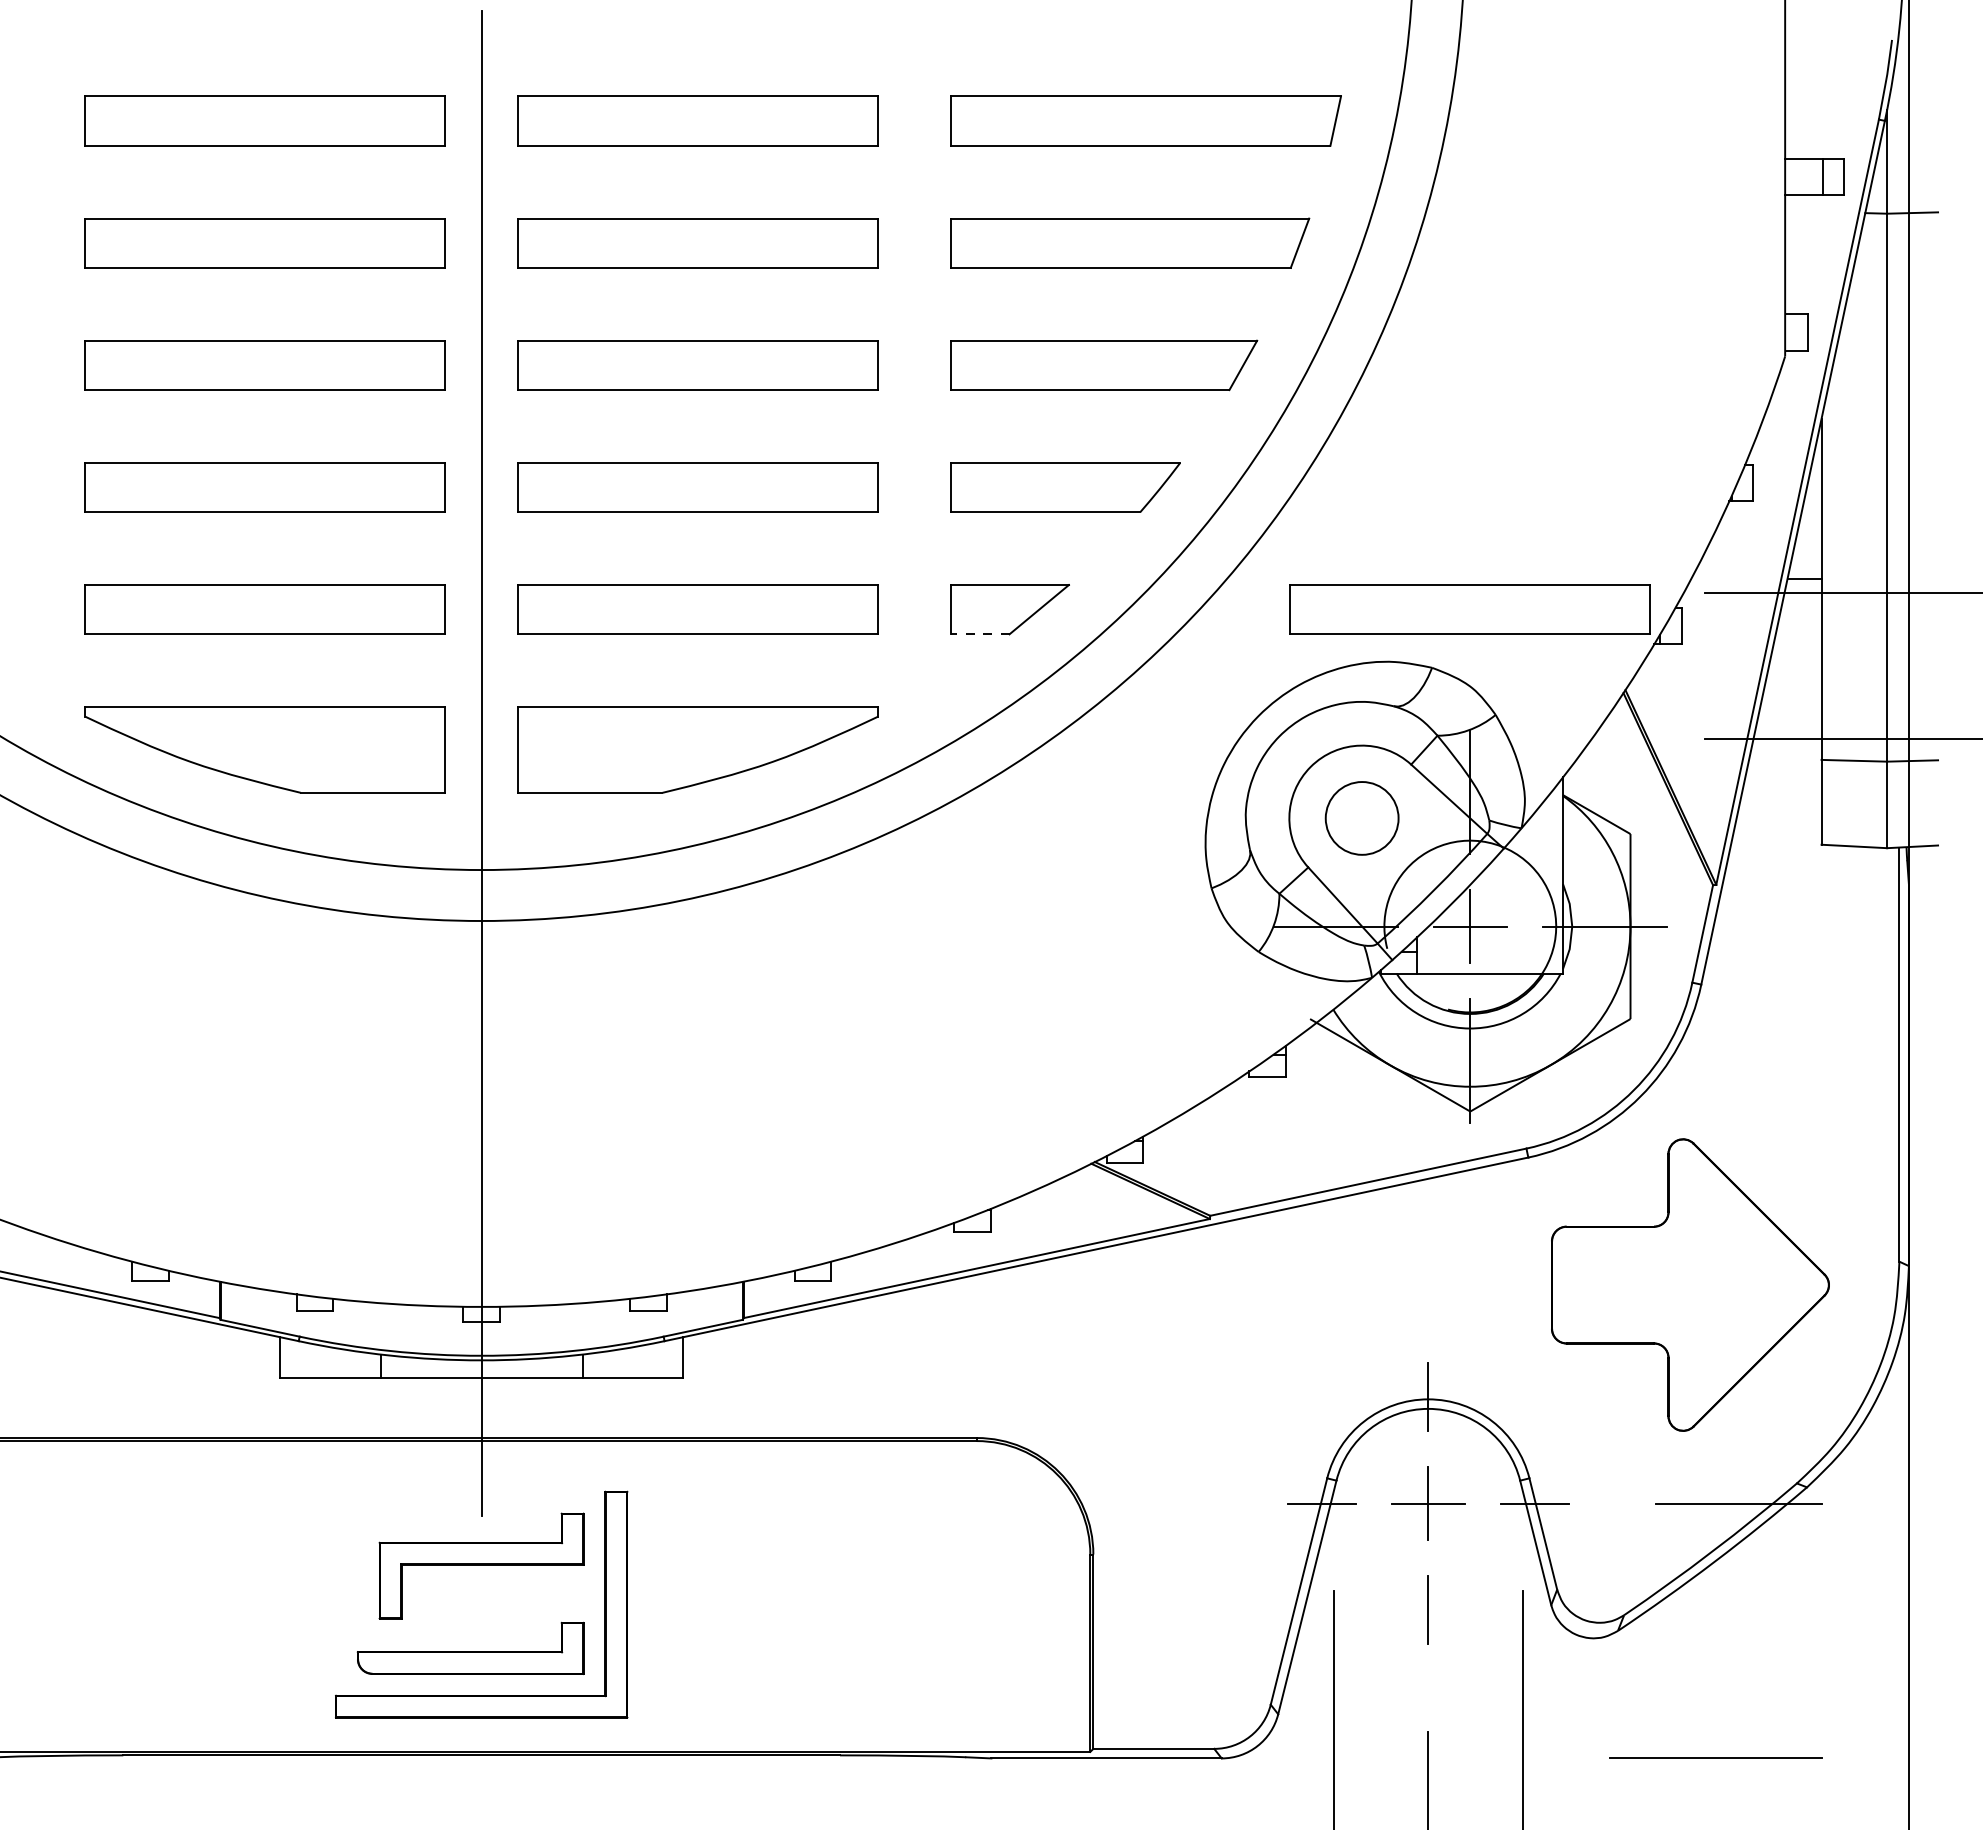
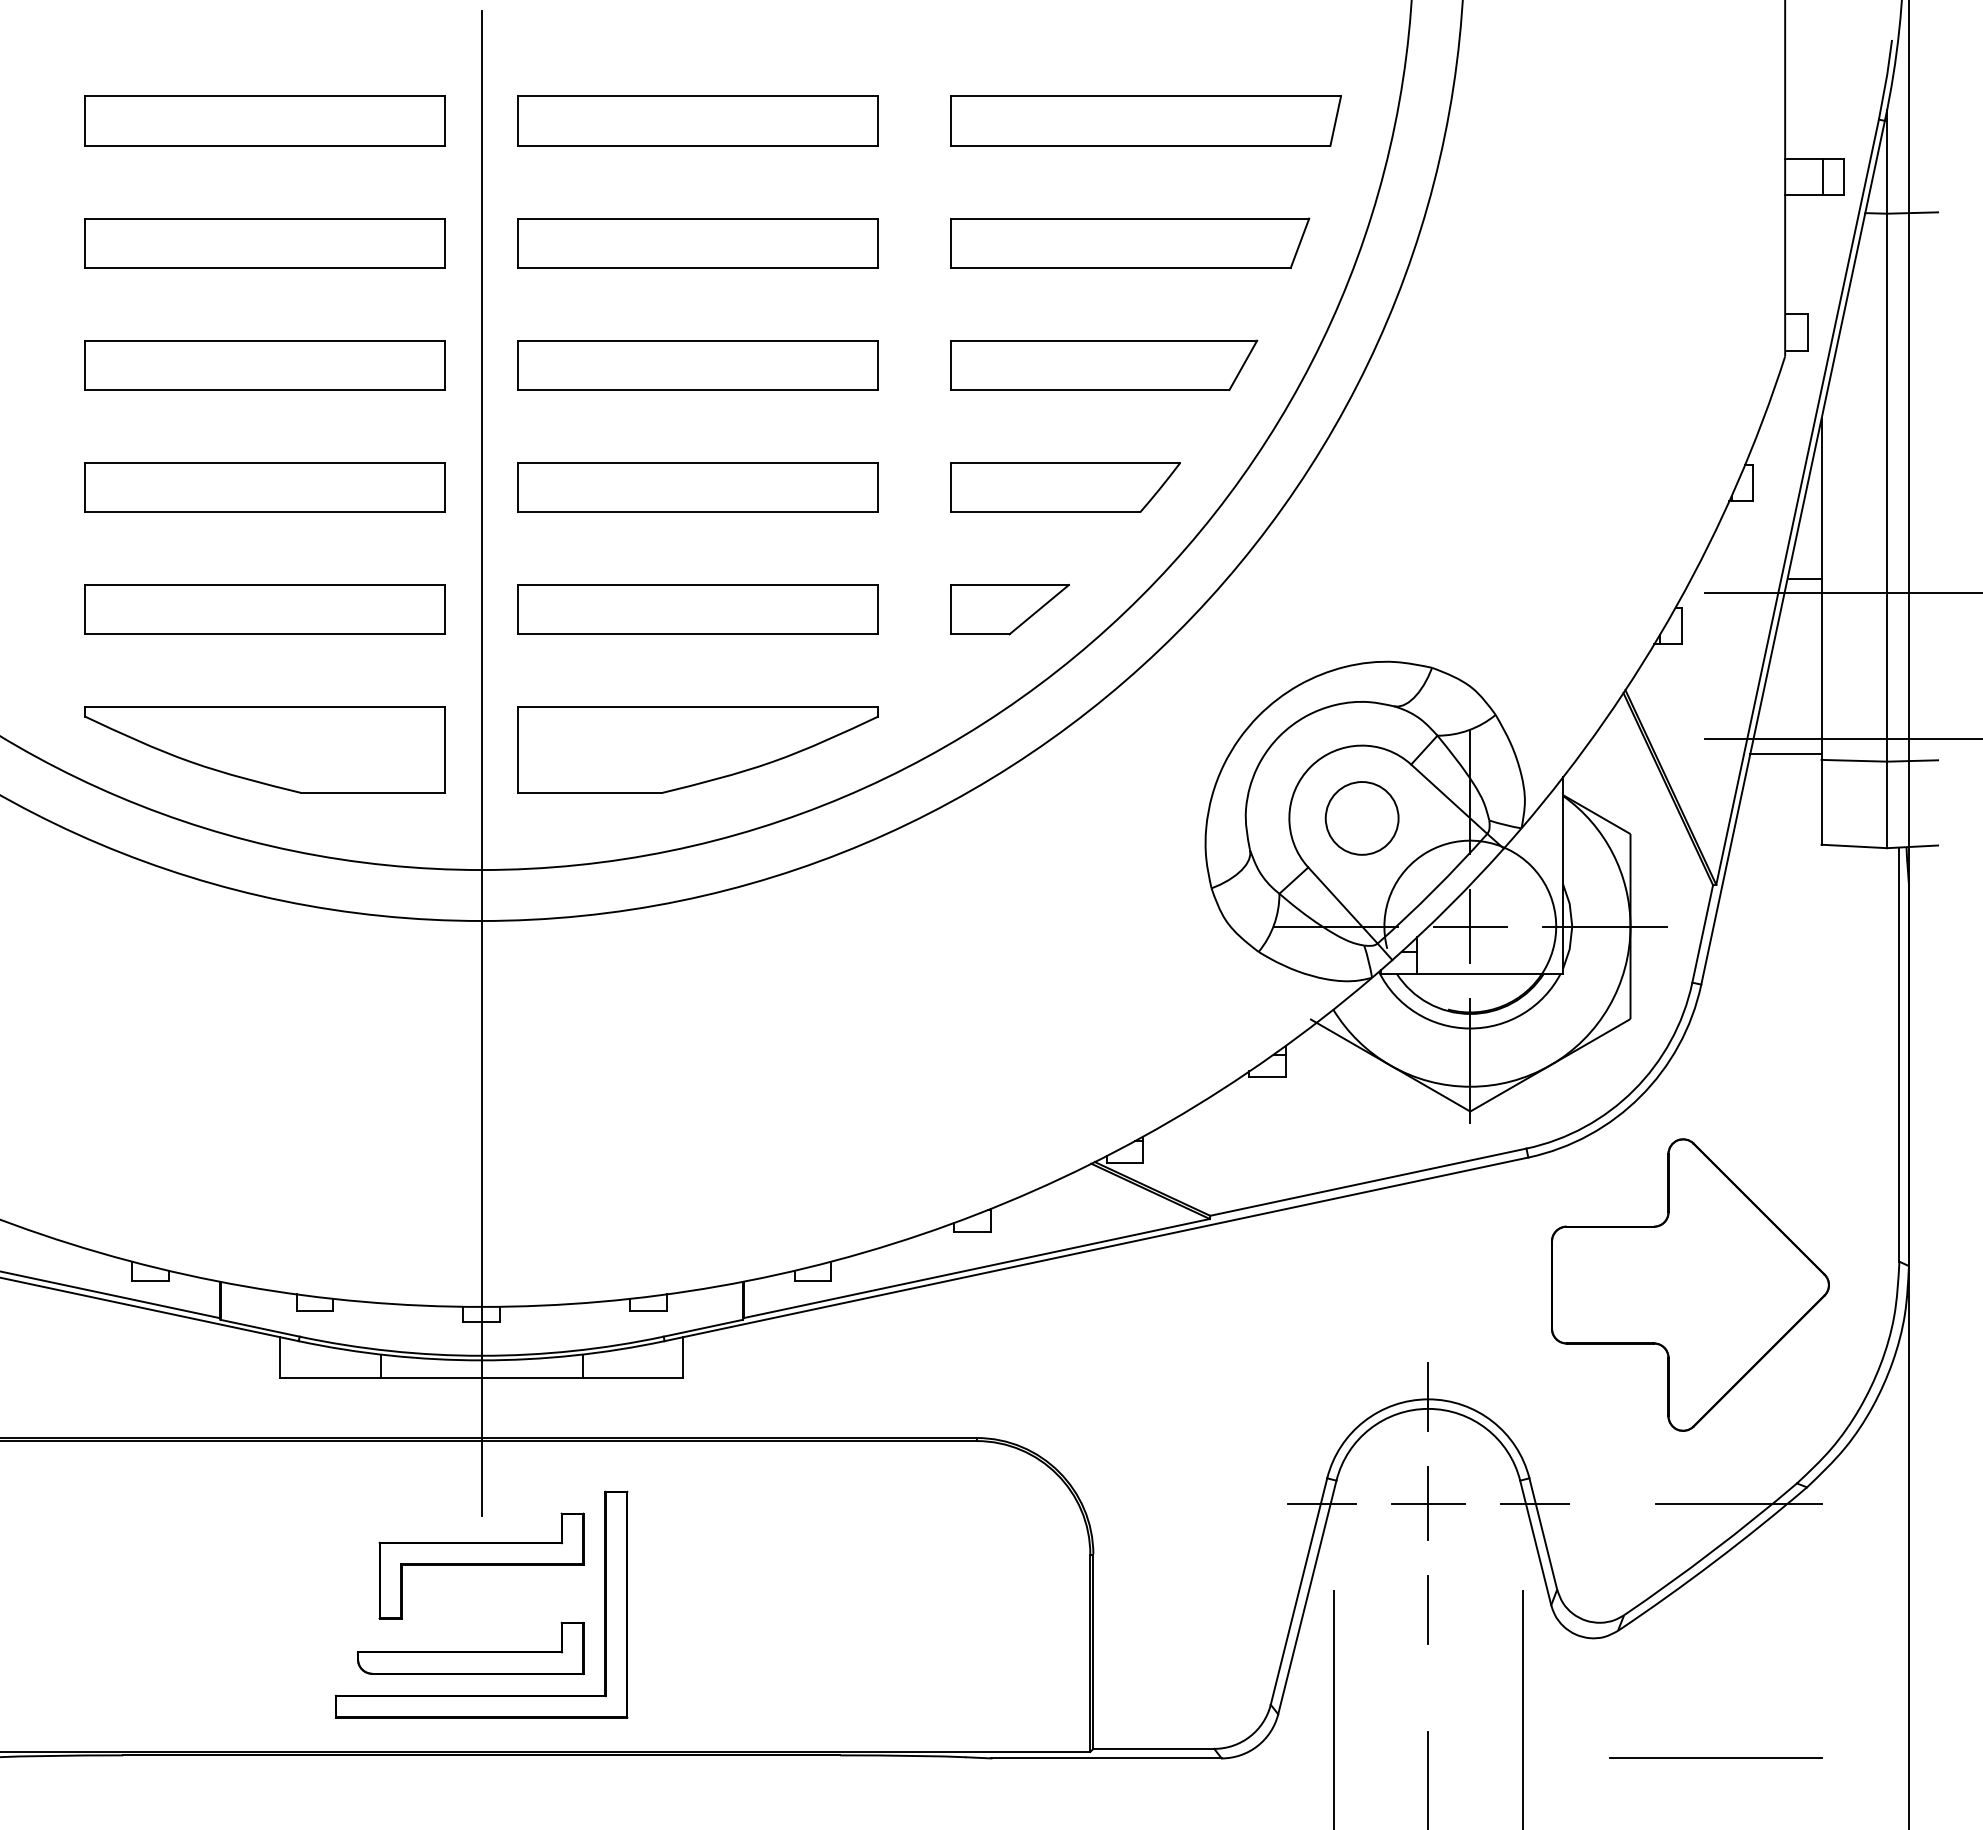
part: present -> none (1469, 609)
line: dashed -> solid (979, 634)
line: none -> present (1785, 753)
